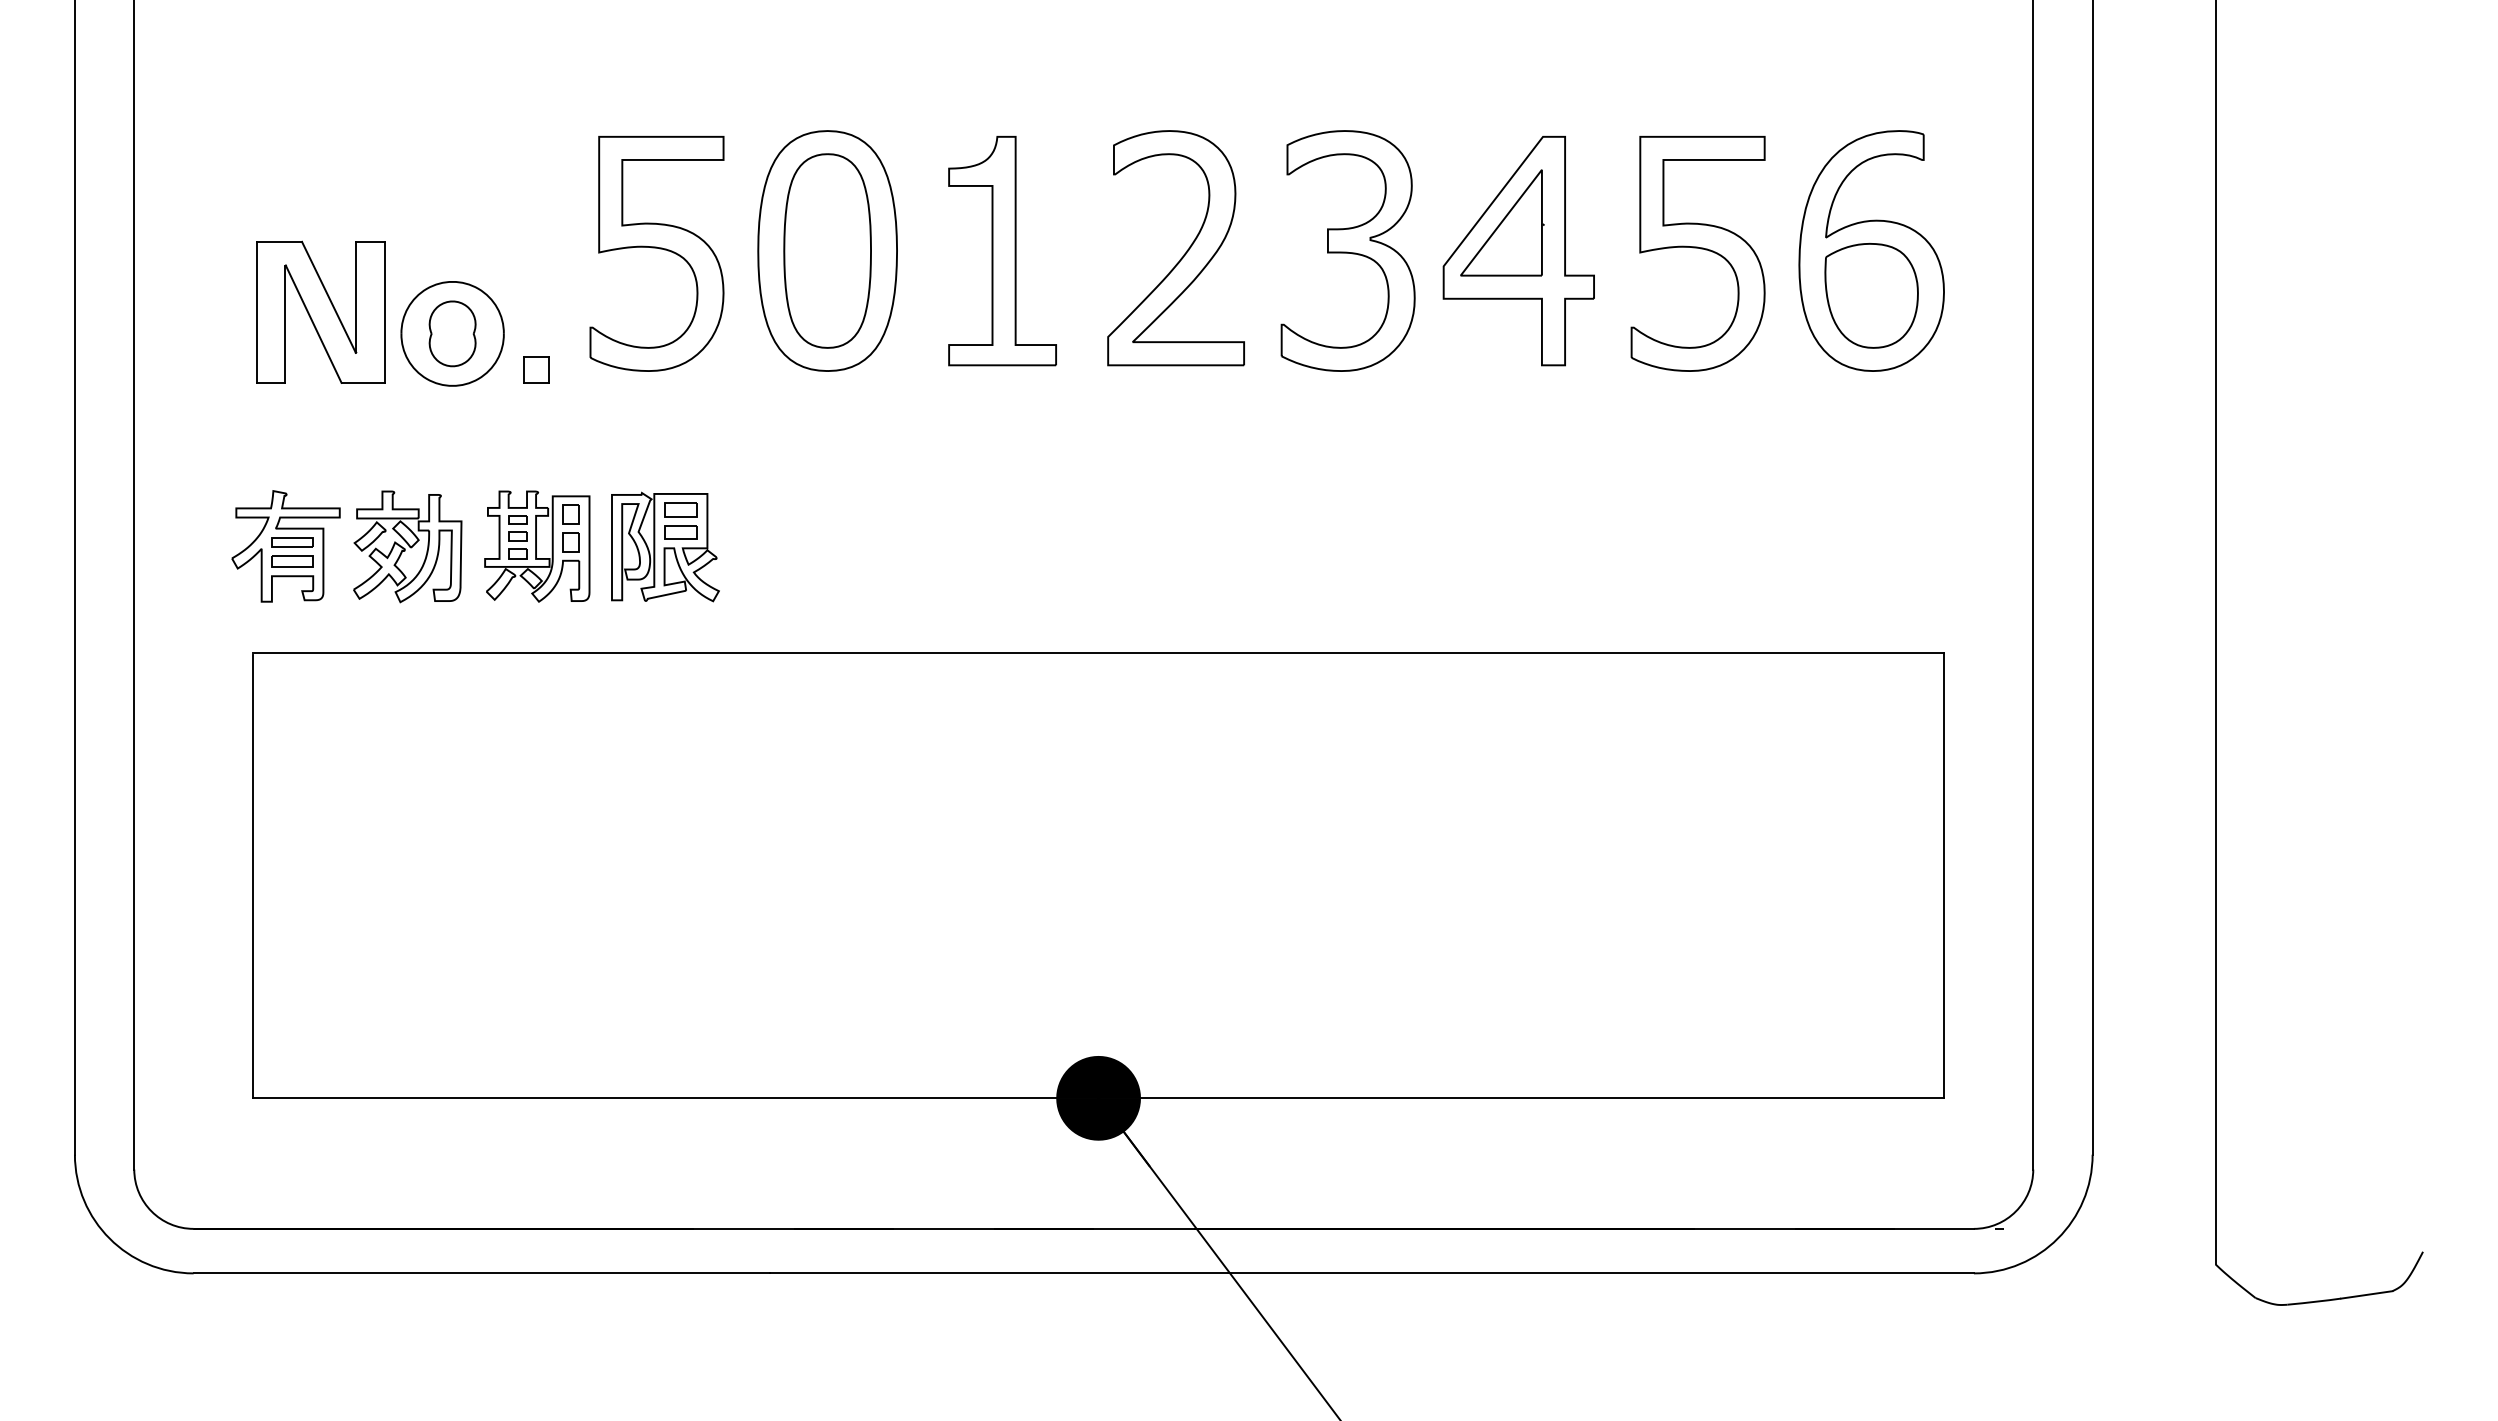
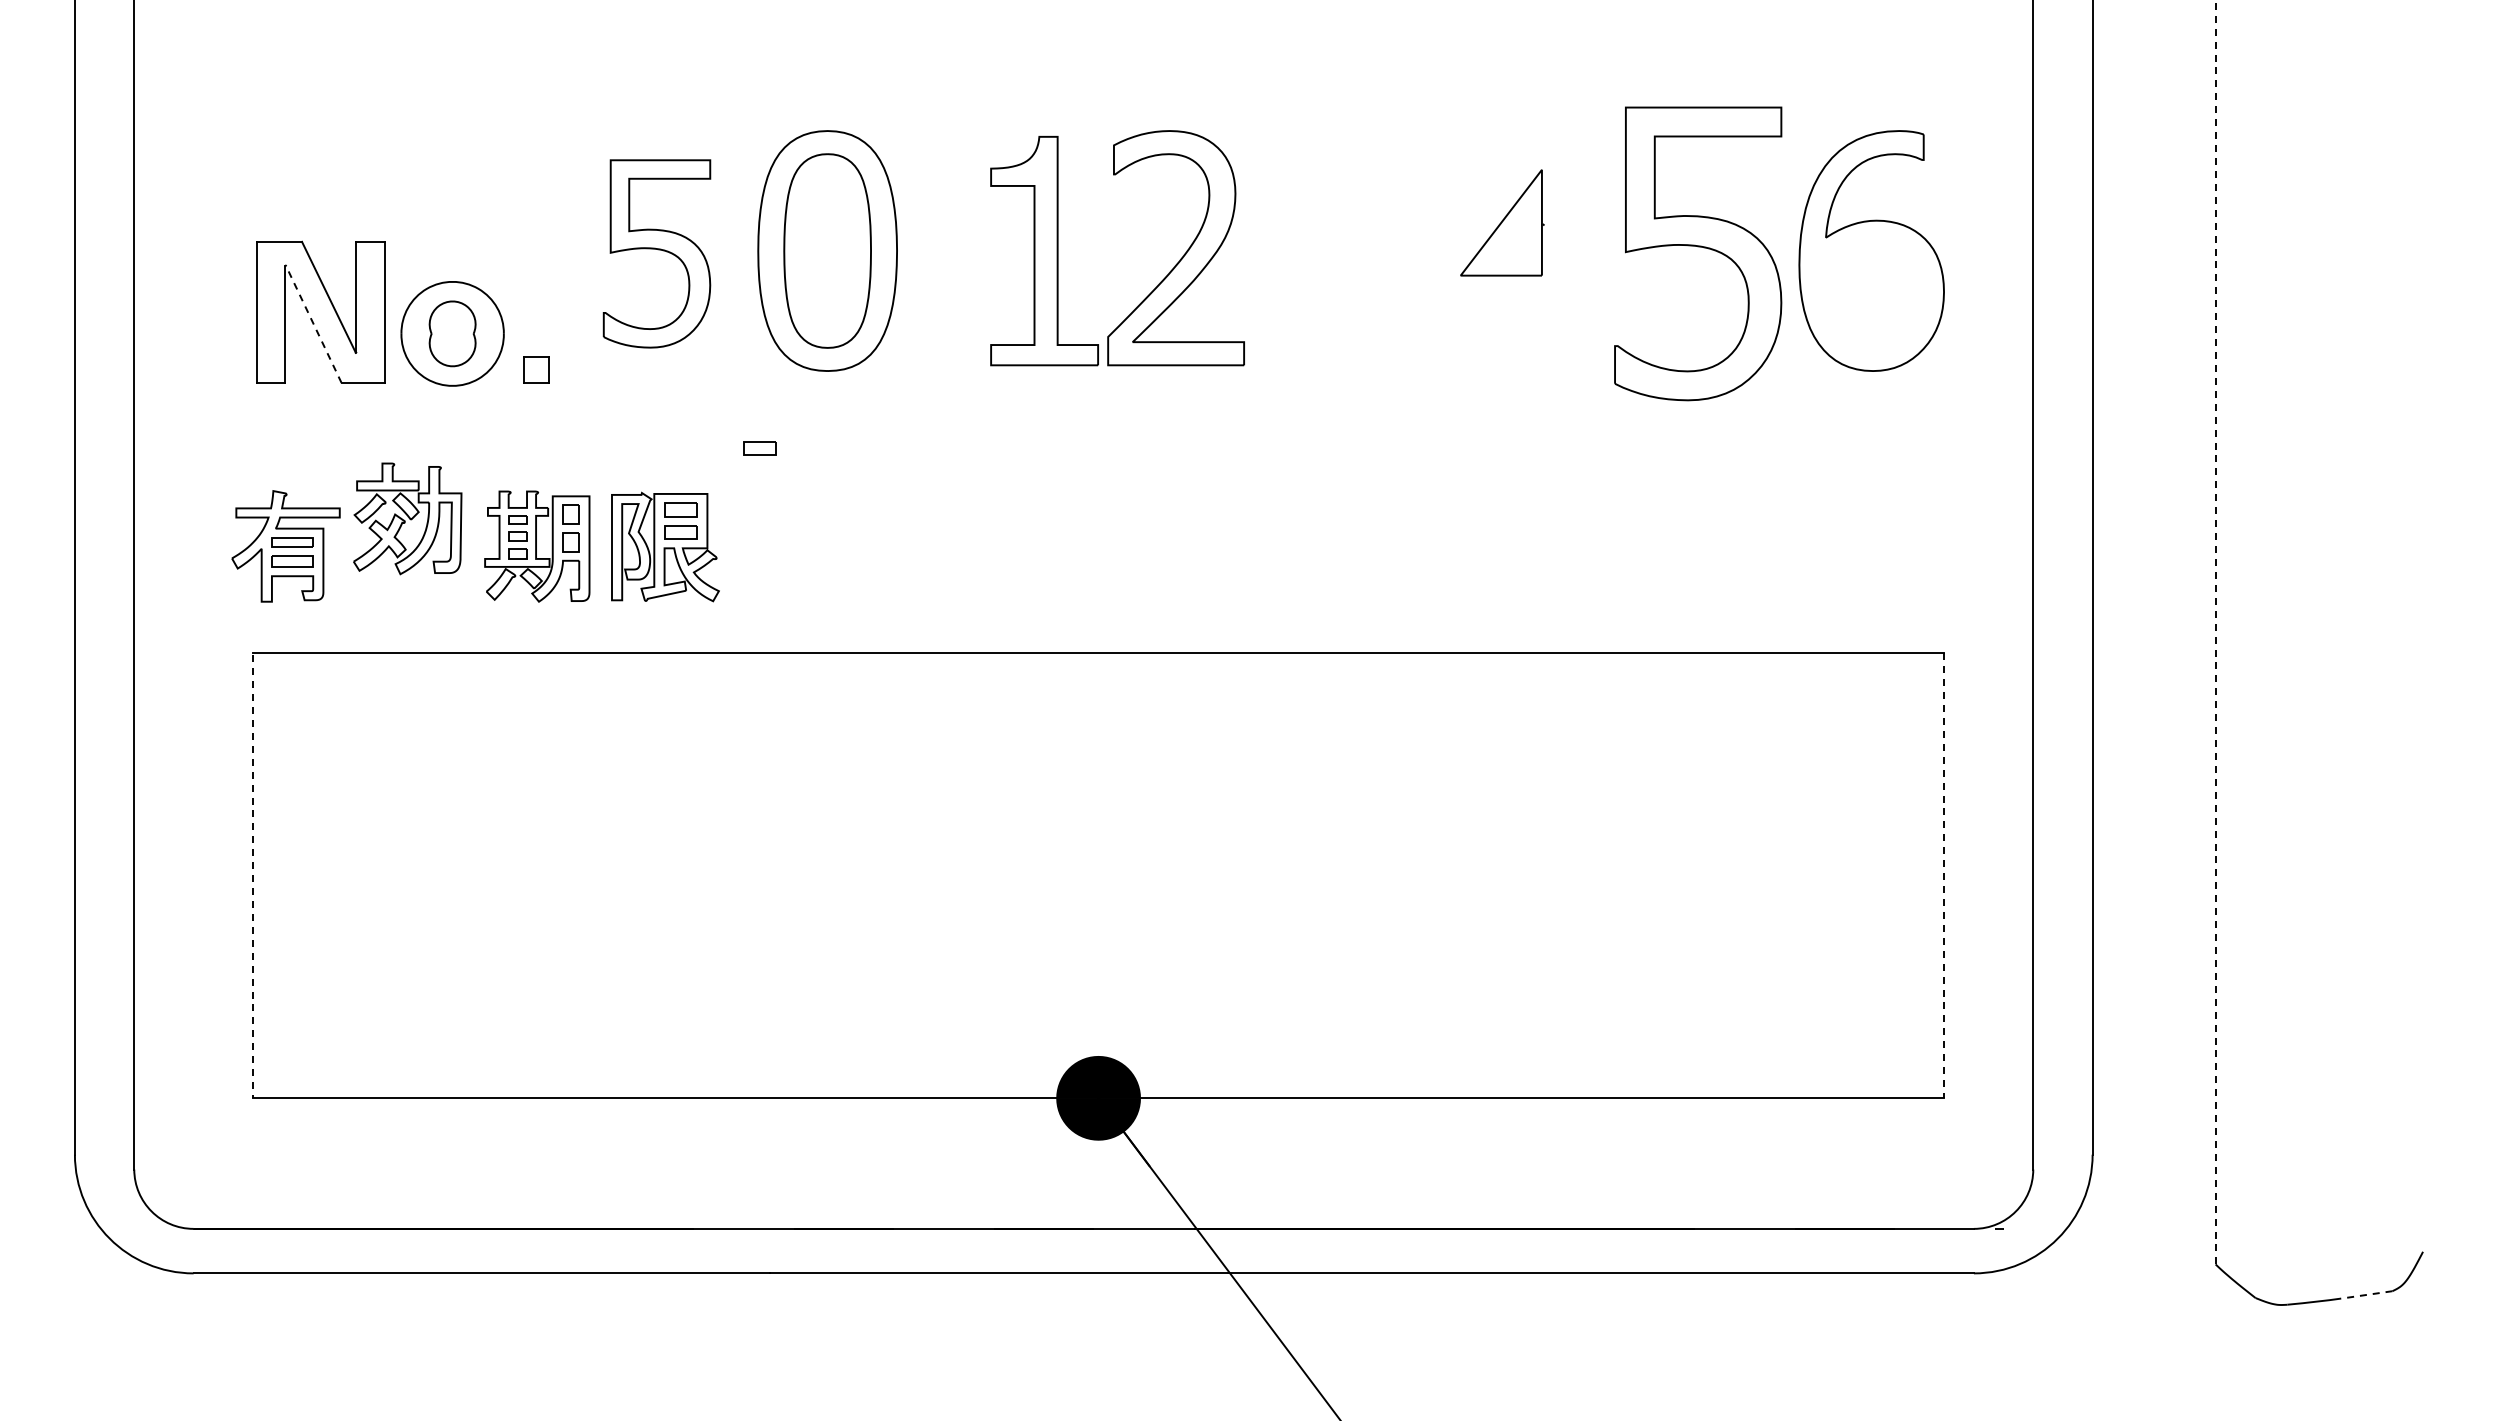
part: present -> none (1347, 250)
part position: (1002, 251) -> (1044, 251) (1044, 251)
part: present -> none (1518, 251)
part size: 136x236 px -> 110x190 px (656, 253)
part size: 136x236 px -> 169x296 px (1698, 253)
part: present -> none (1871, 295)
line: solid -> dashed (313, 324)
part: none -> present (759, 448)
part position: (407, 546) -> (407, 518) (407, 518)
line: solid -> dashed (2215, 632)
line: solid -> dashed (1944, 875)
line: solid -> dashed (252, 876)
line: solid -> dashed (2366, 1294)
